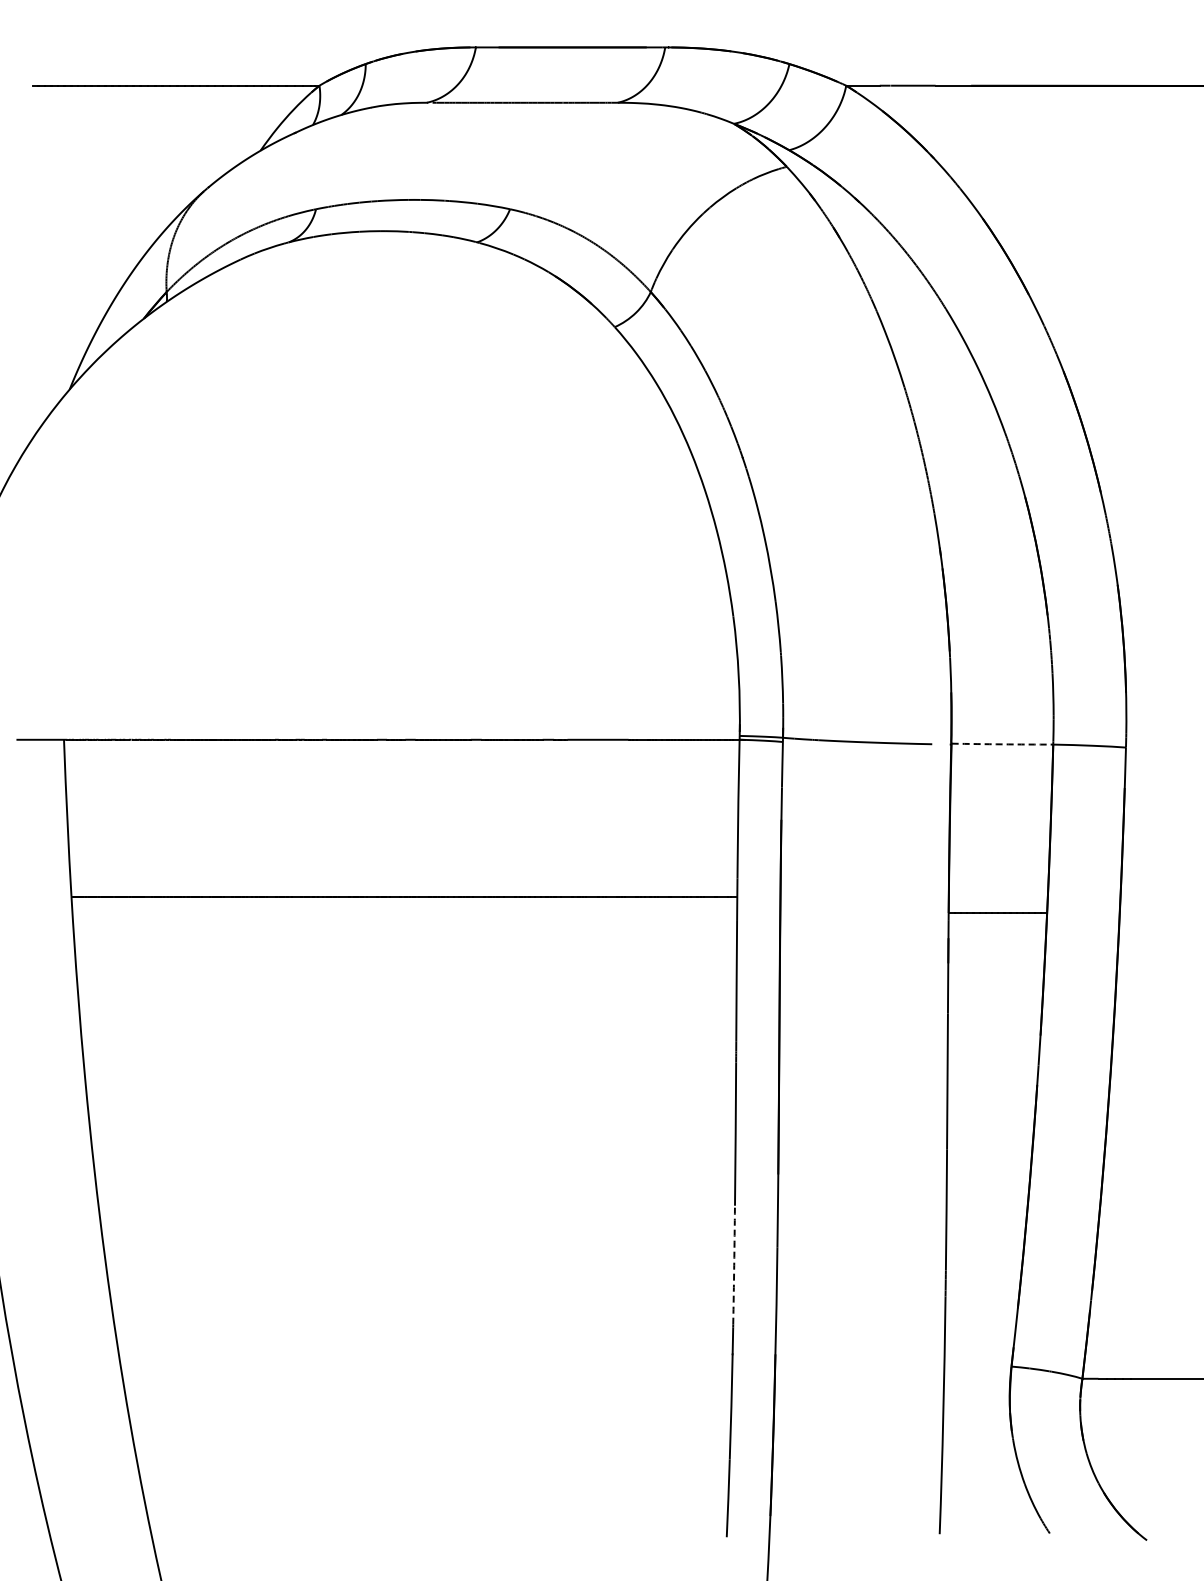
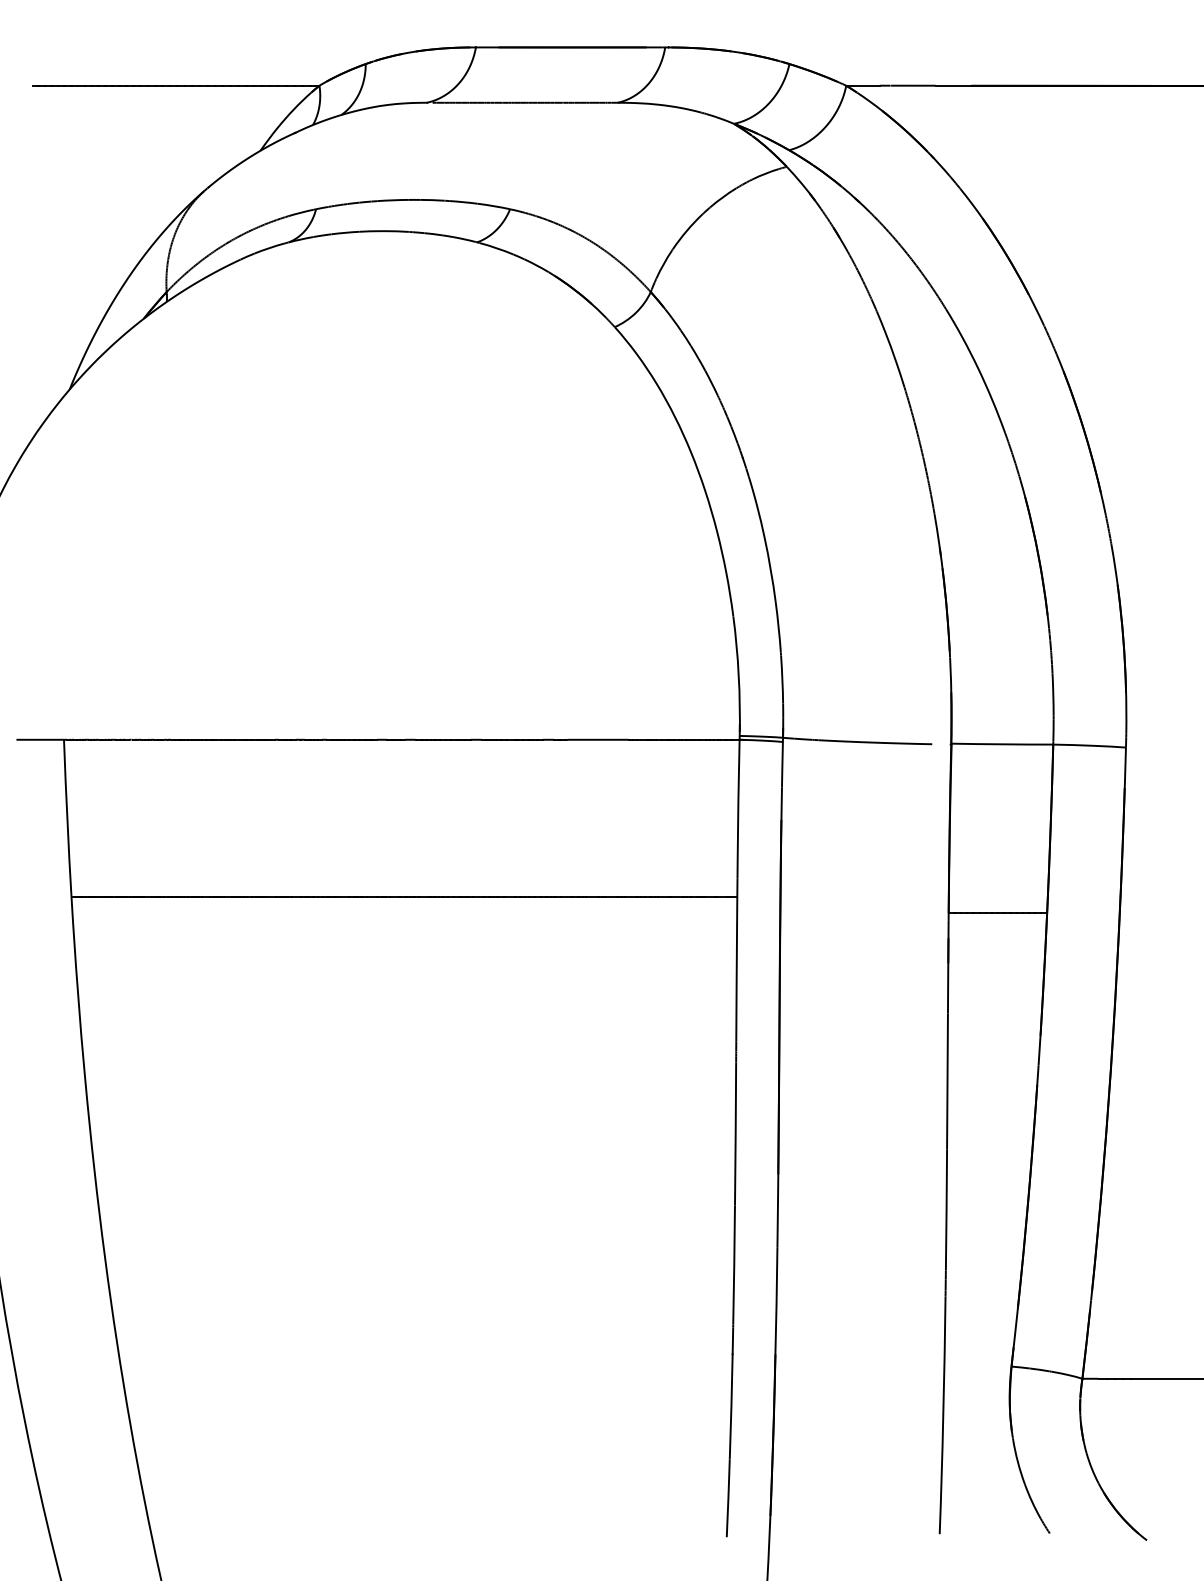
arc: dashed -> solid (1002, 744)
arc: dashed -> solid (734, 1265)
